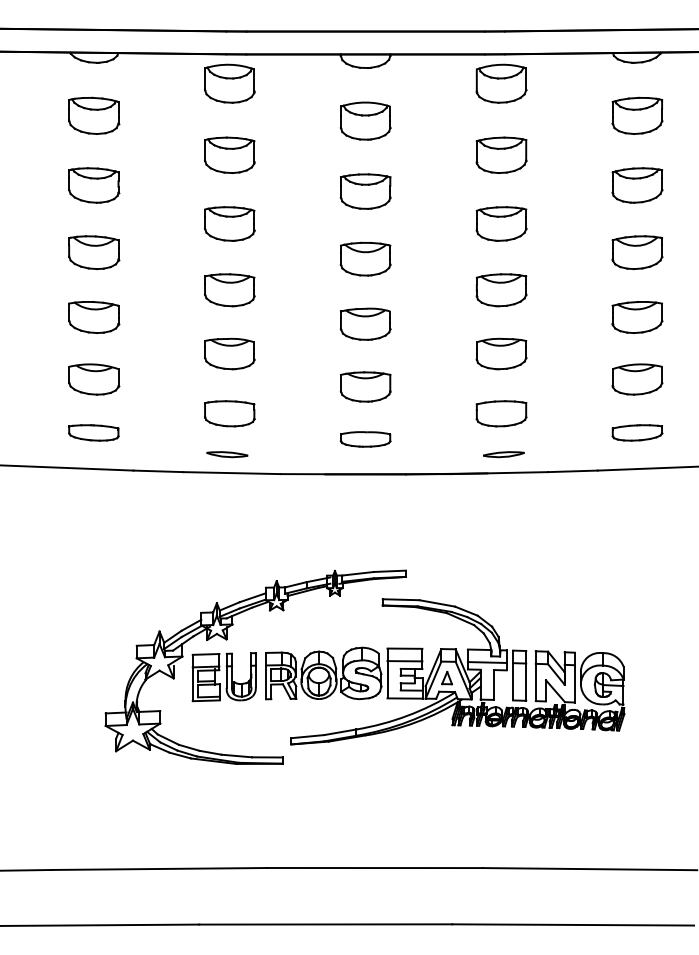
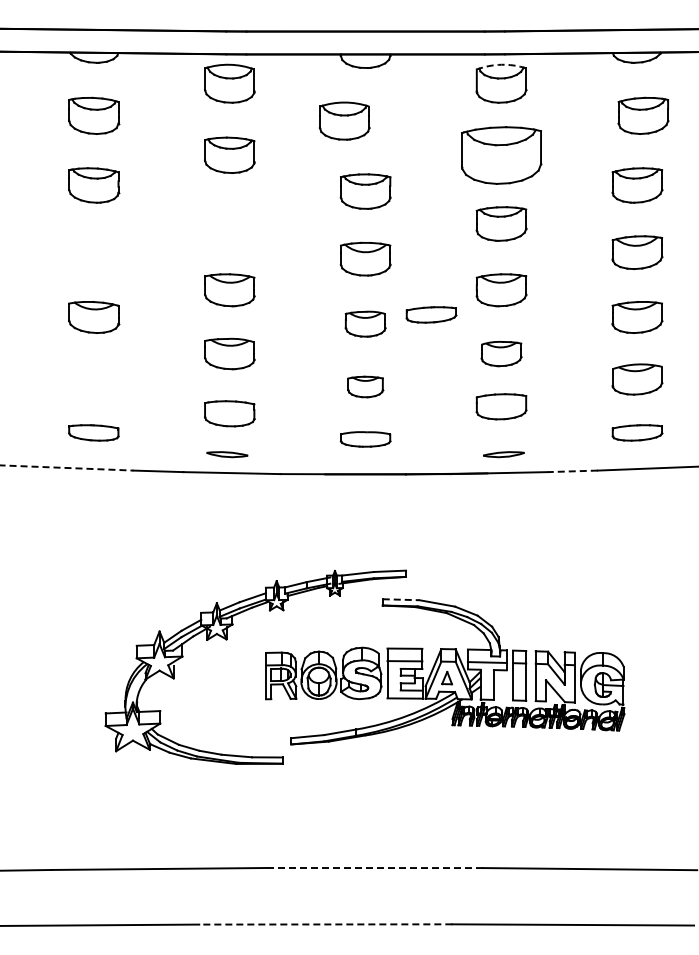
arc: solid -> dashed (501, 64)
part position: (637, 115) -> (643, 115) (643, 115)
part position: (365, 120) -> (344, 120) (344, 120)
part size: 53x38 px -> 82x59 px (501, 155)
part: present -> none (229, 223)
part: present -> none (94, 252)
part: none -> present (431, 314)
part size: 53x34 px -> 43x28 px (365, 323)
part size: 53x34 px -> 43x27 px (501, 354)
part: present -> none (94, 379)
part size: 53x32 px -> 38x24 px (365, 386)
part position: (501, 413) -> (501, 406) (501, 406)
line: solid -> dashed (66, 467)
line: solid -> dashed (572, 471)
line: solid -> dashed (401, 599)
part: present -> none (223, 677)
line: solid -> dashed (375, 868)
line: solid -> dashed (325, 924)
